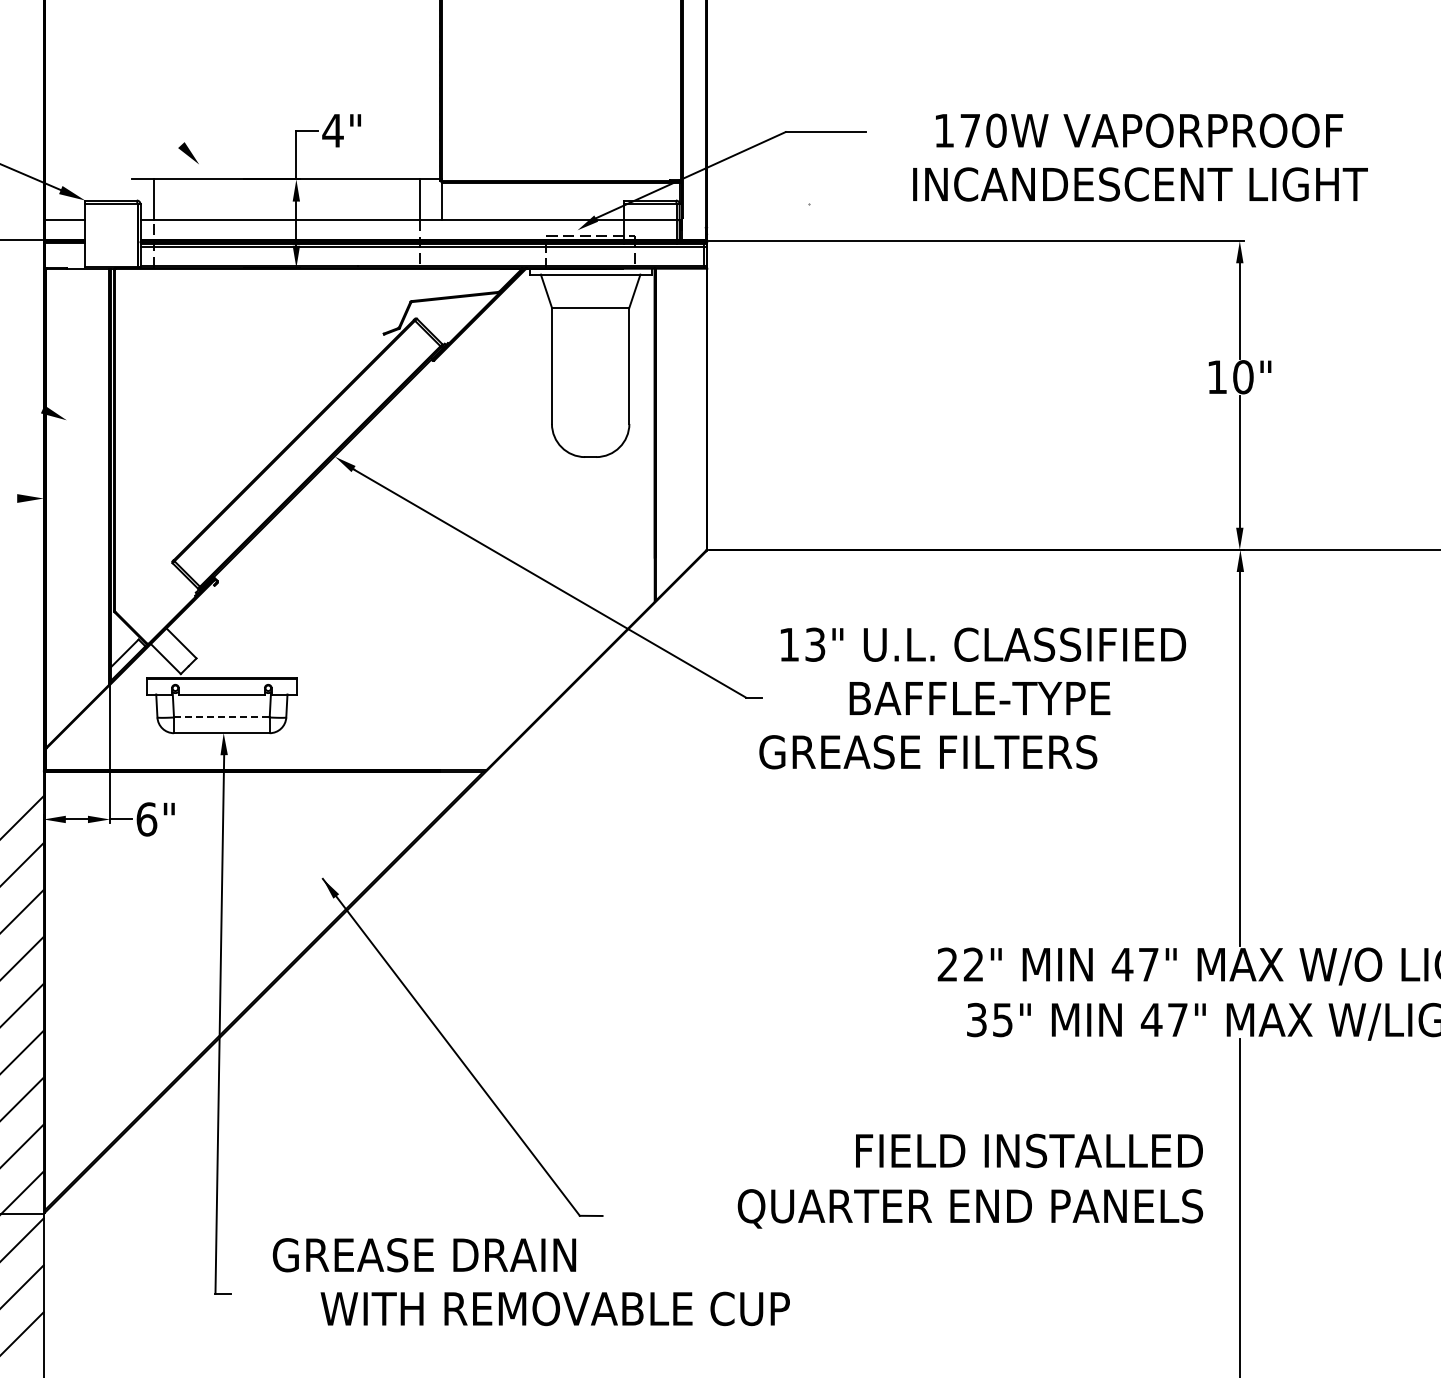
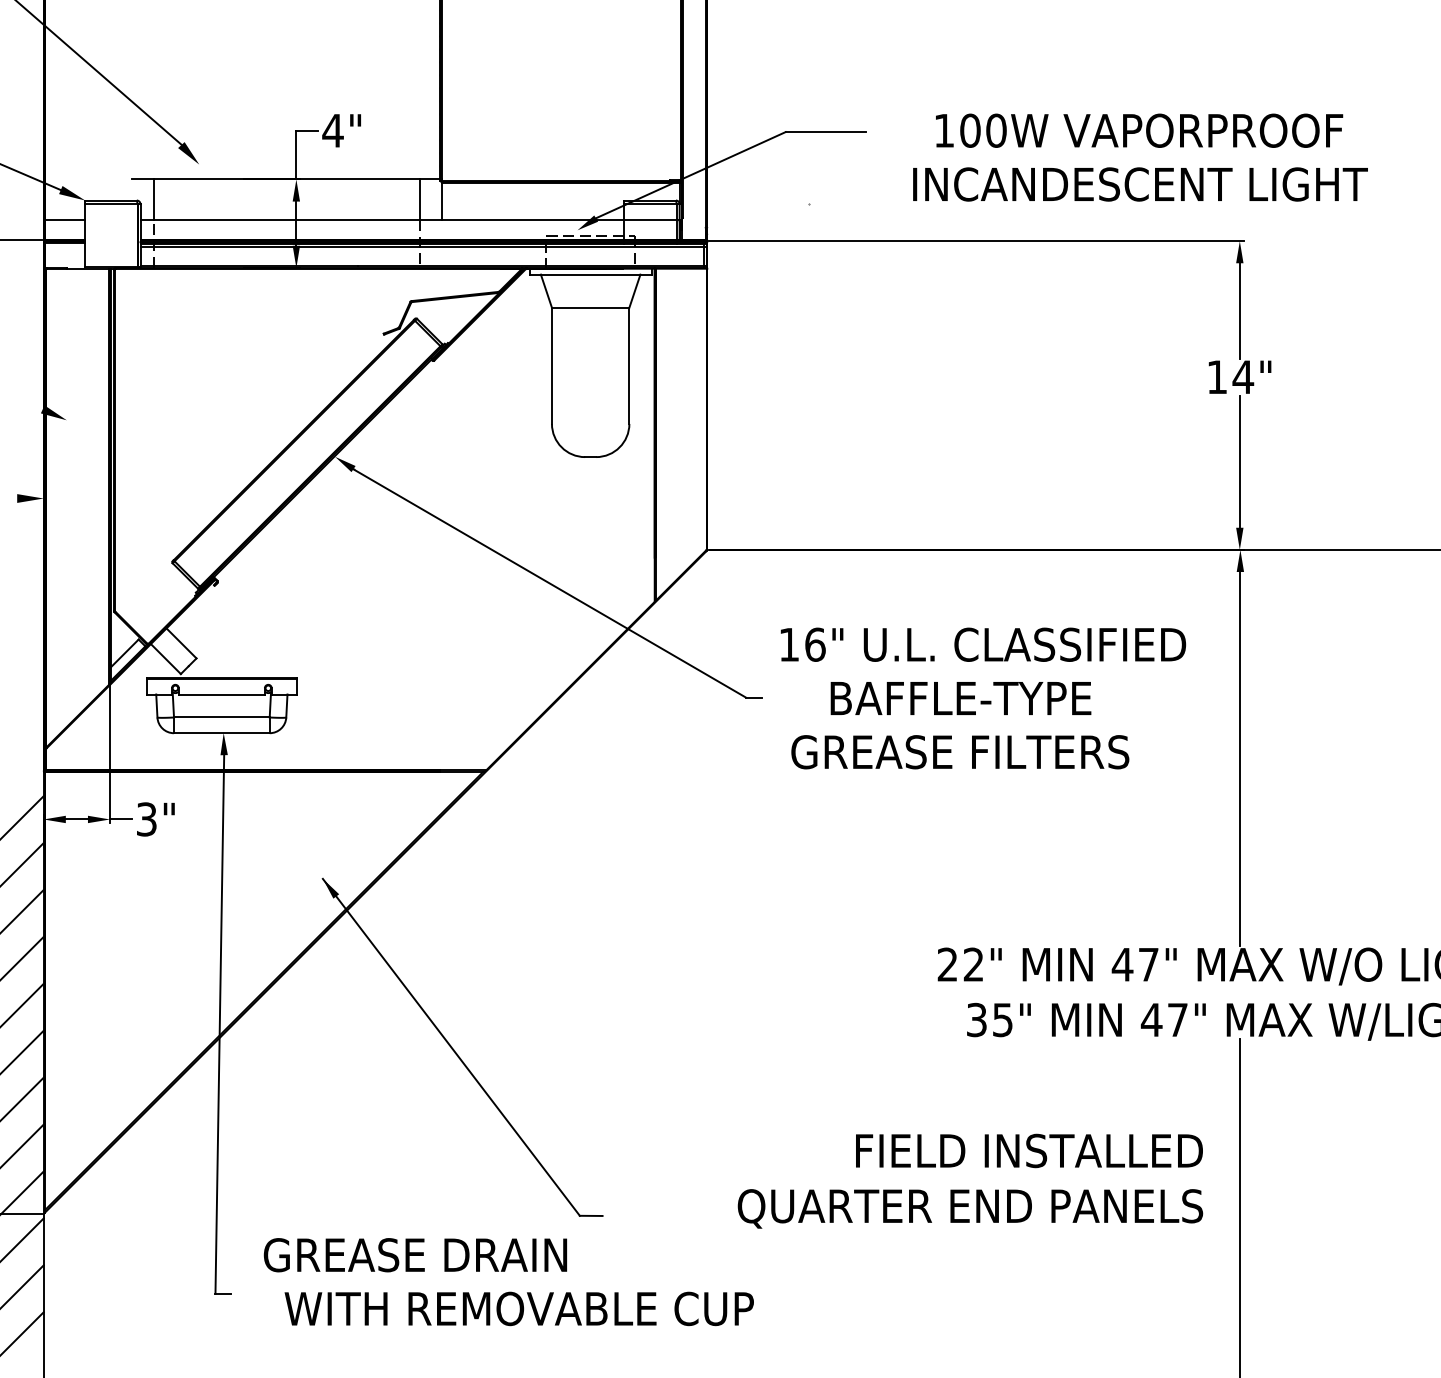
line: none -> present (99, 73)
text: 170W -> 100W (970, 130)
text: 10" -> 14" (1243, 377)
text: 13" -> 16" (815, 644)
text position: (979, 698) -> (960, 698) (960, 698)
line: dashed -> solid (221, 717)
text position: (928, 752) -> (960, 752) (960, 752)
text: 6" -> 3" (146, 819)
text position: (423, 1255) -> (414, 1255) (414, 1255)
text position: (554, 1308) -> (518, 1308) (518, 1308)
